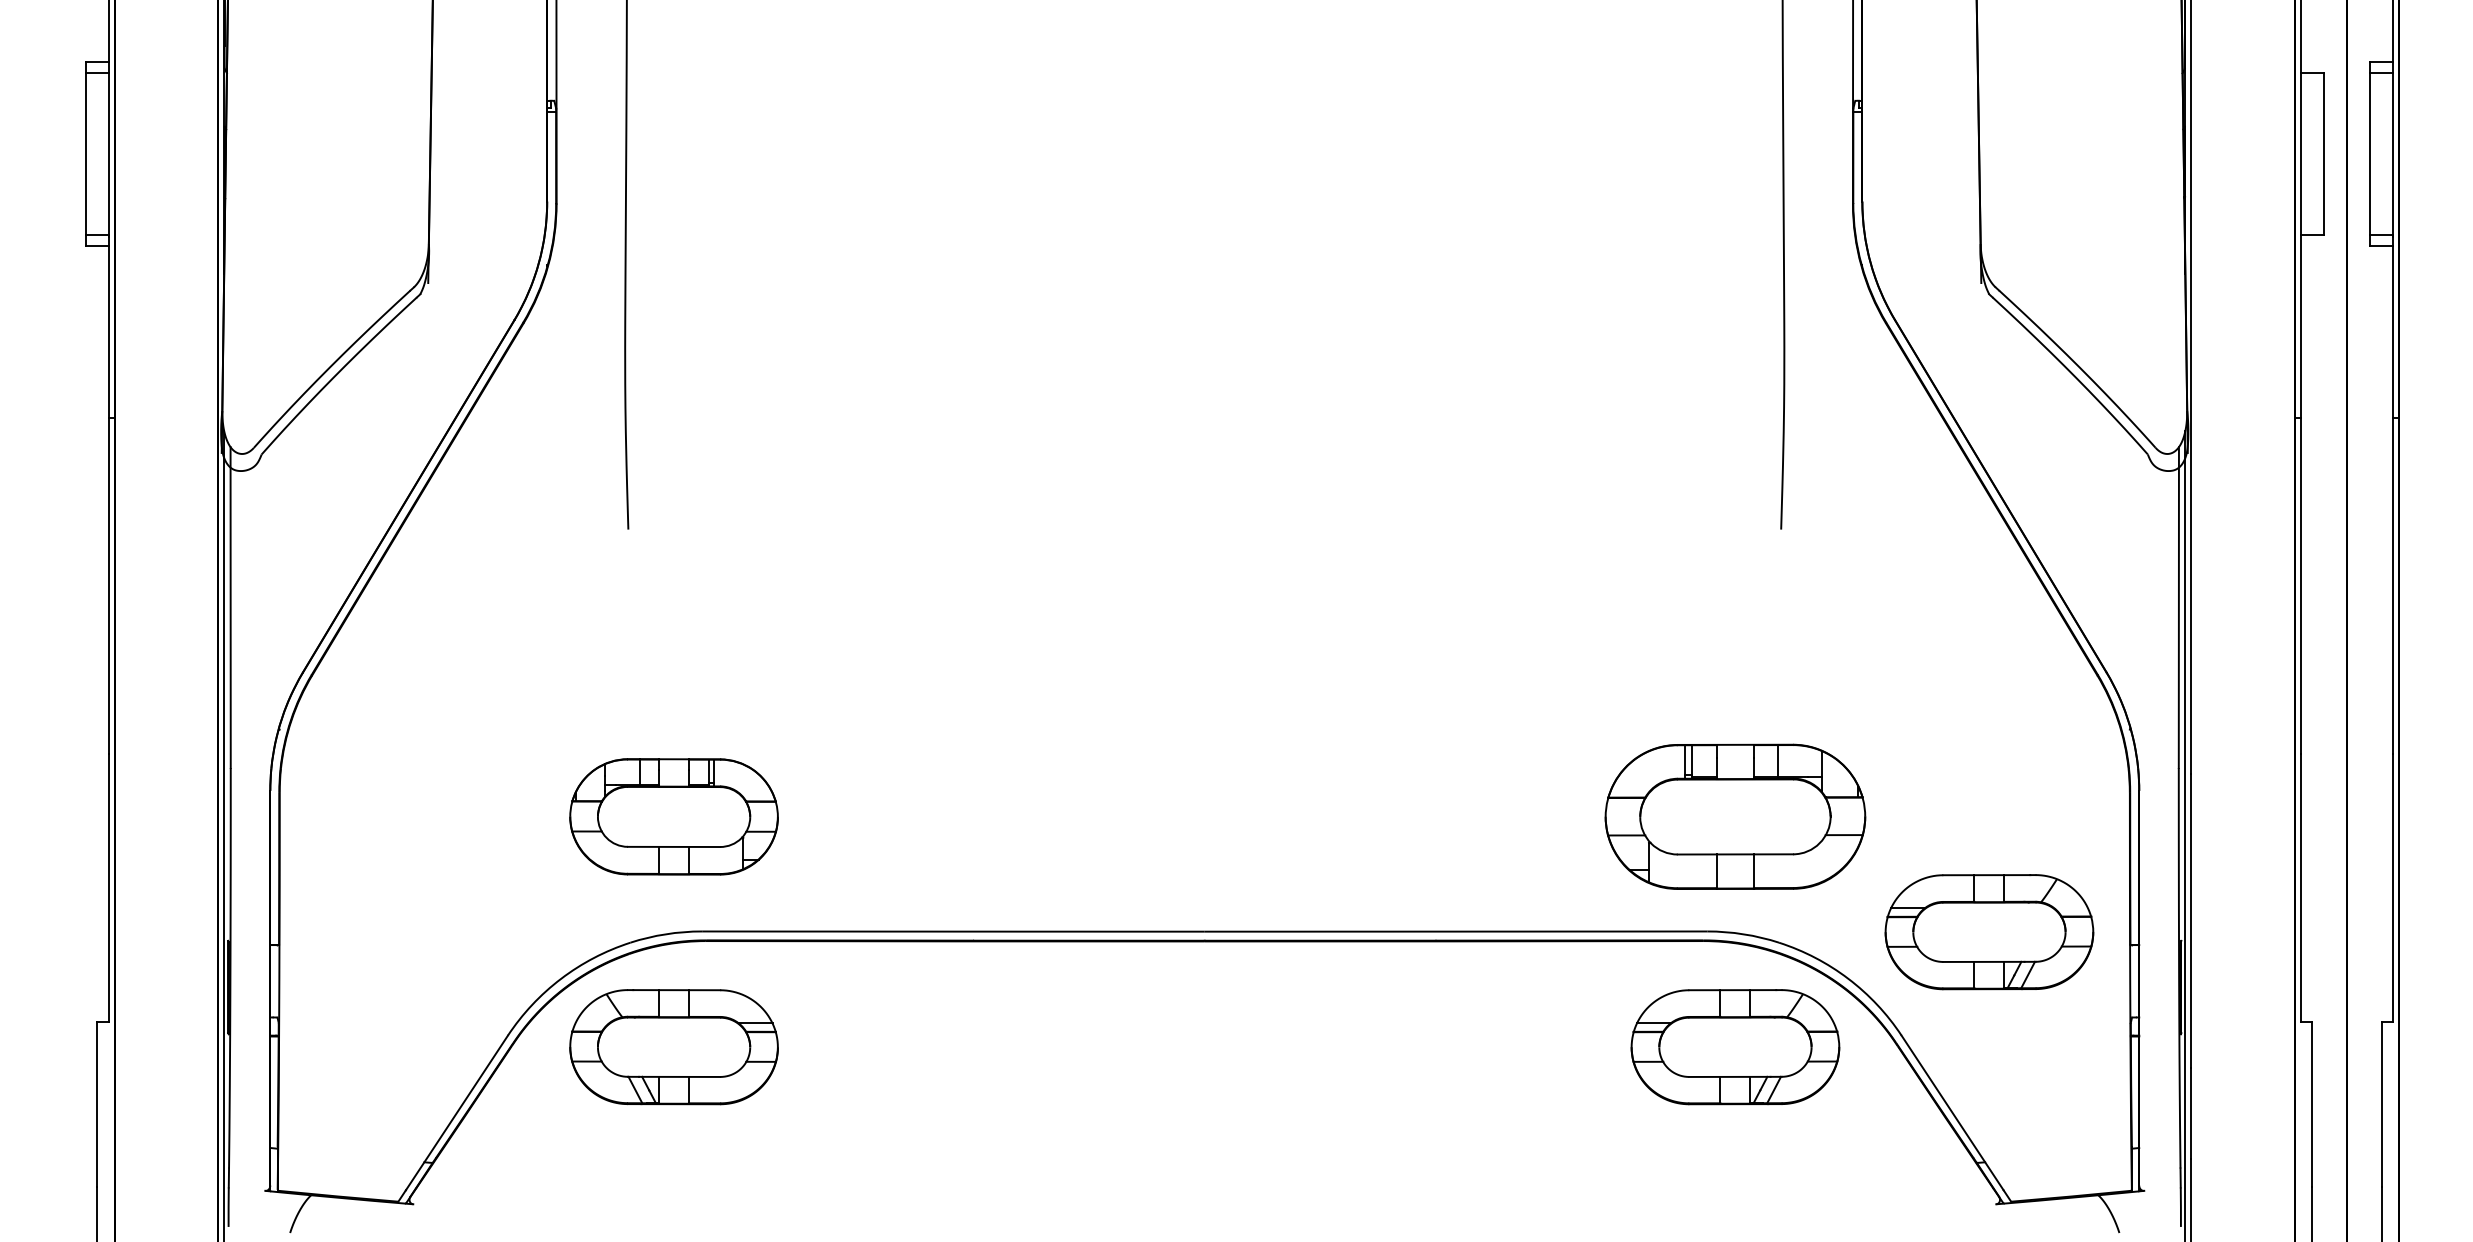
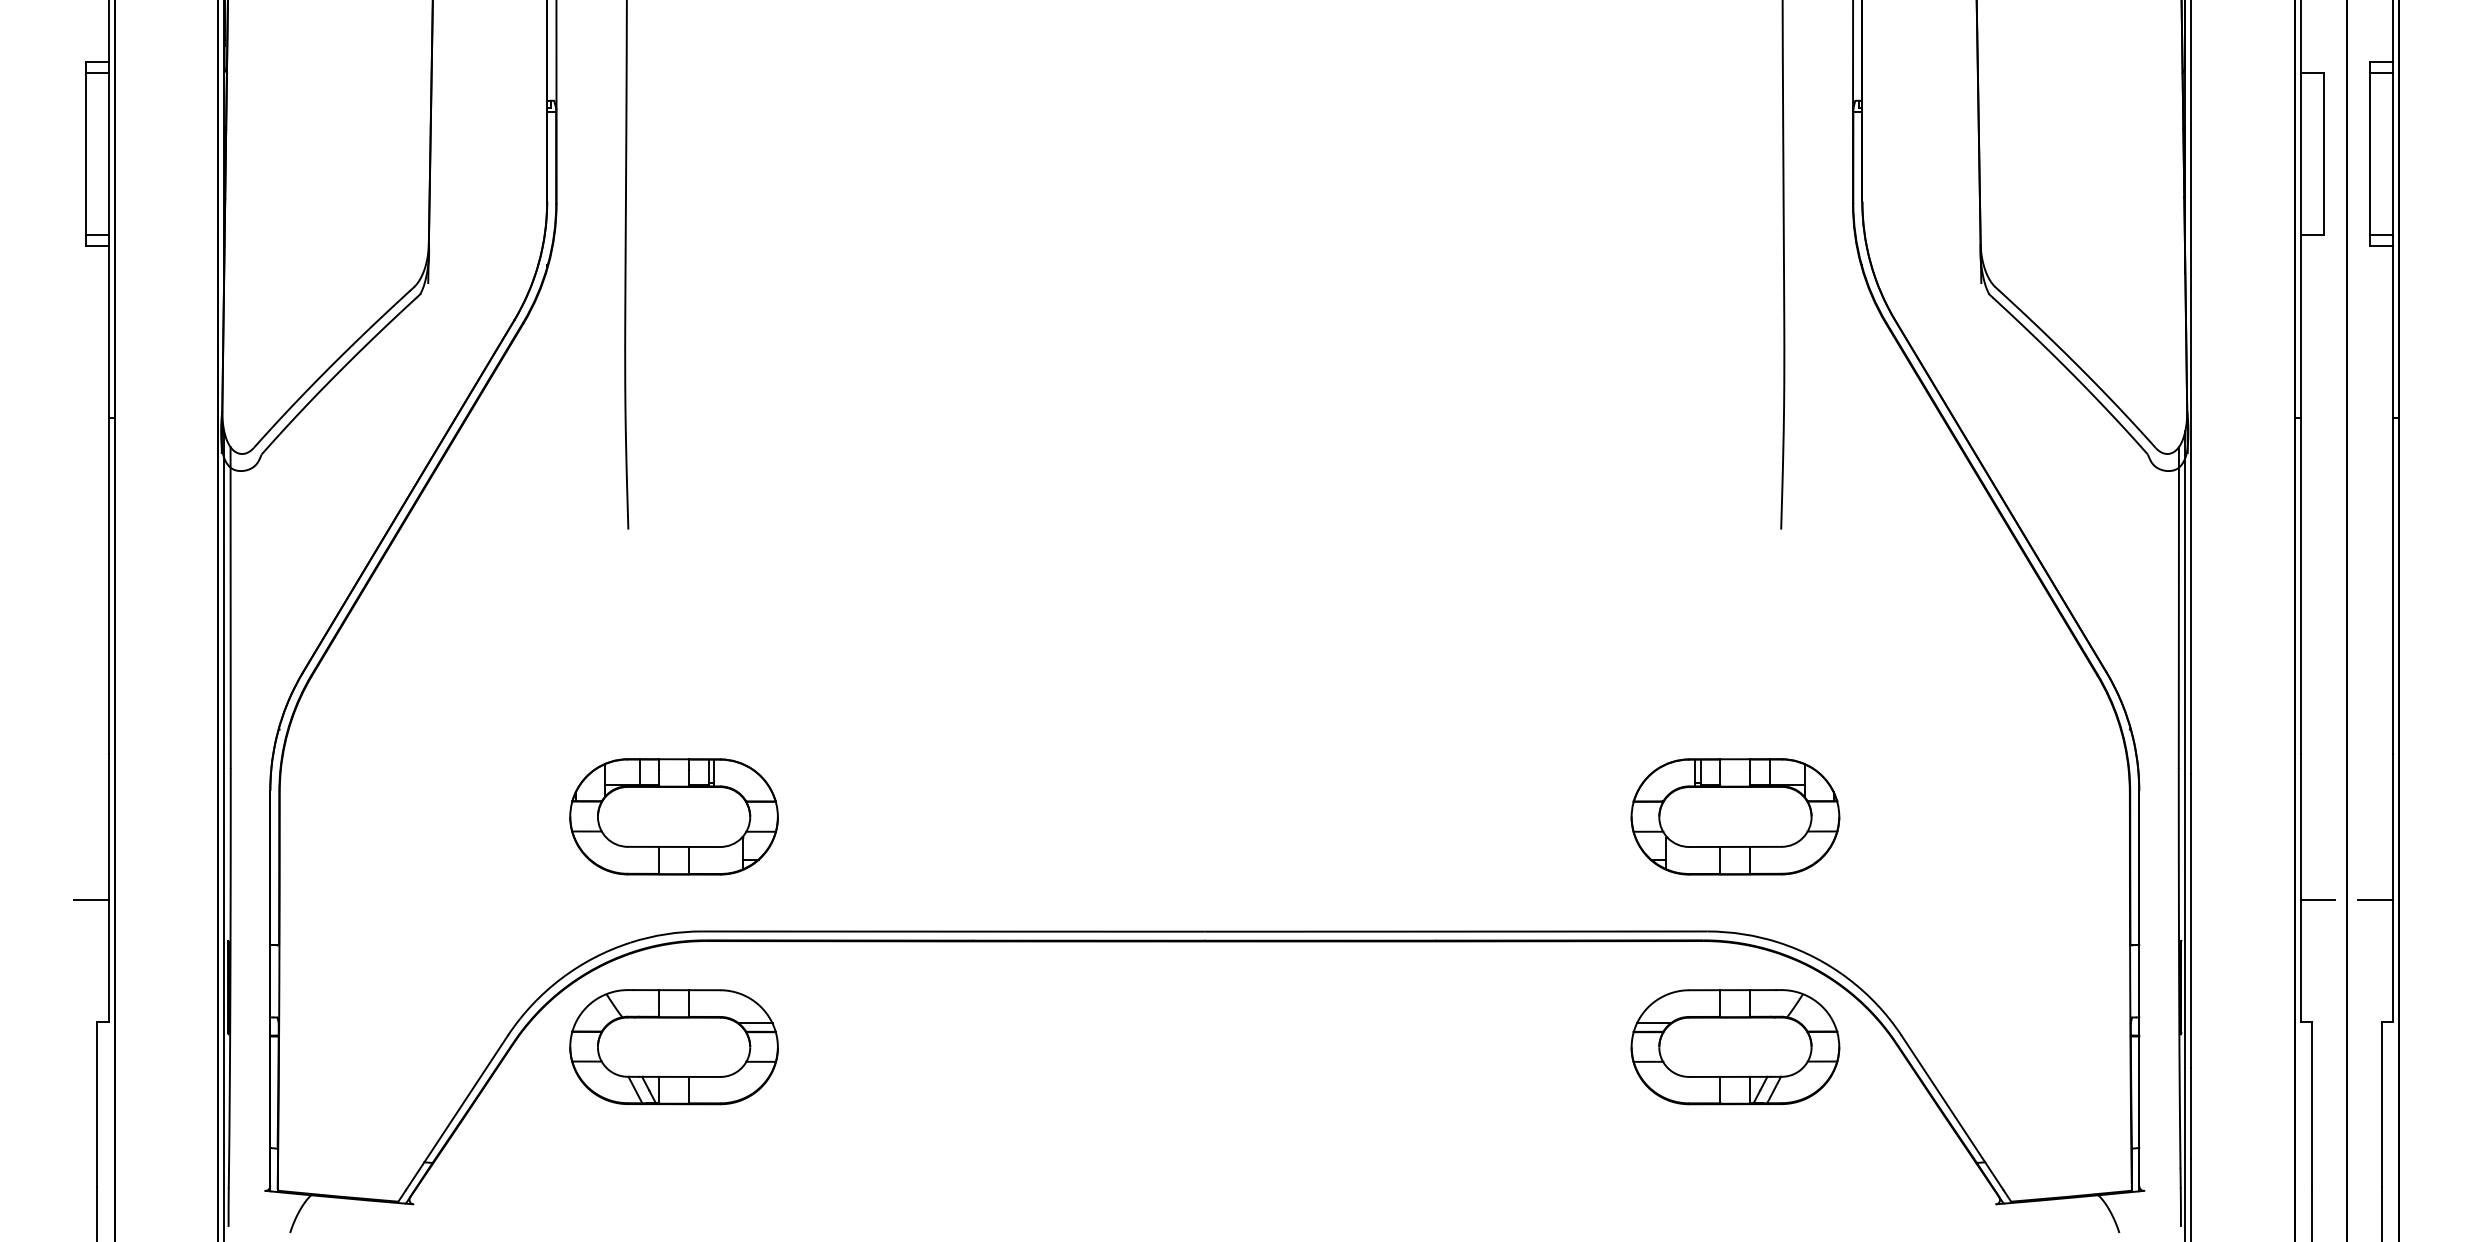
part size: 263x147 px -> 211x118 px (1735, 816)
line: none -> present (91, 900)
line: none -> present (2317, 900)
line: none -> present (2375, 900)
part: present -> none (1989, 932)
